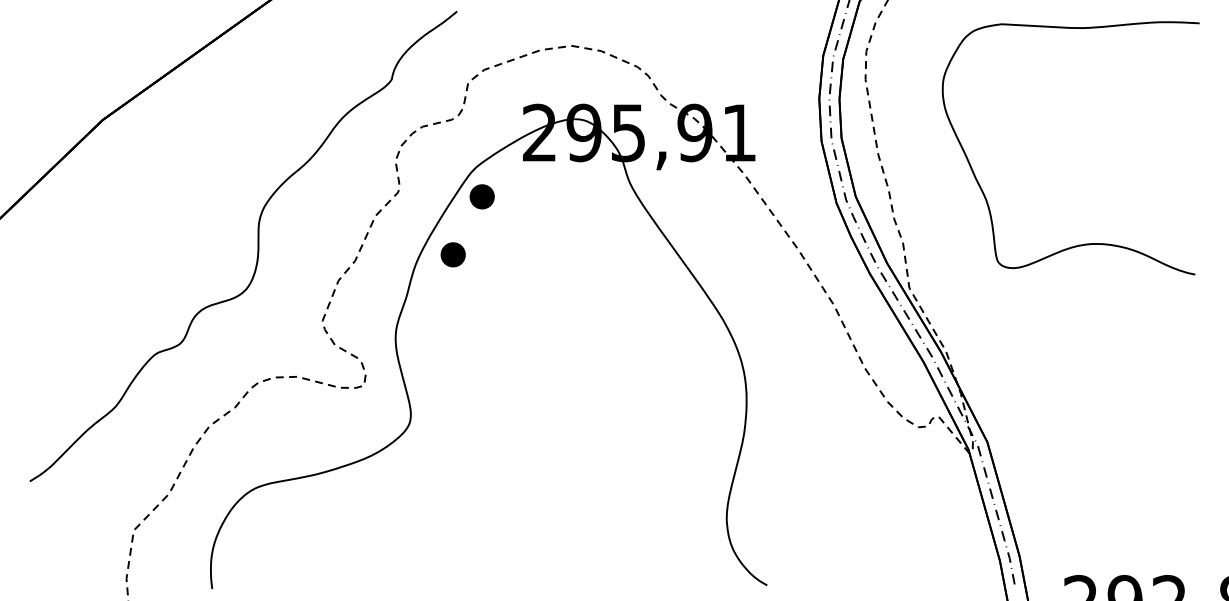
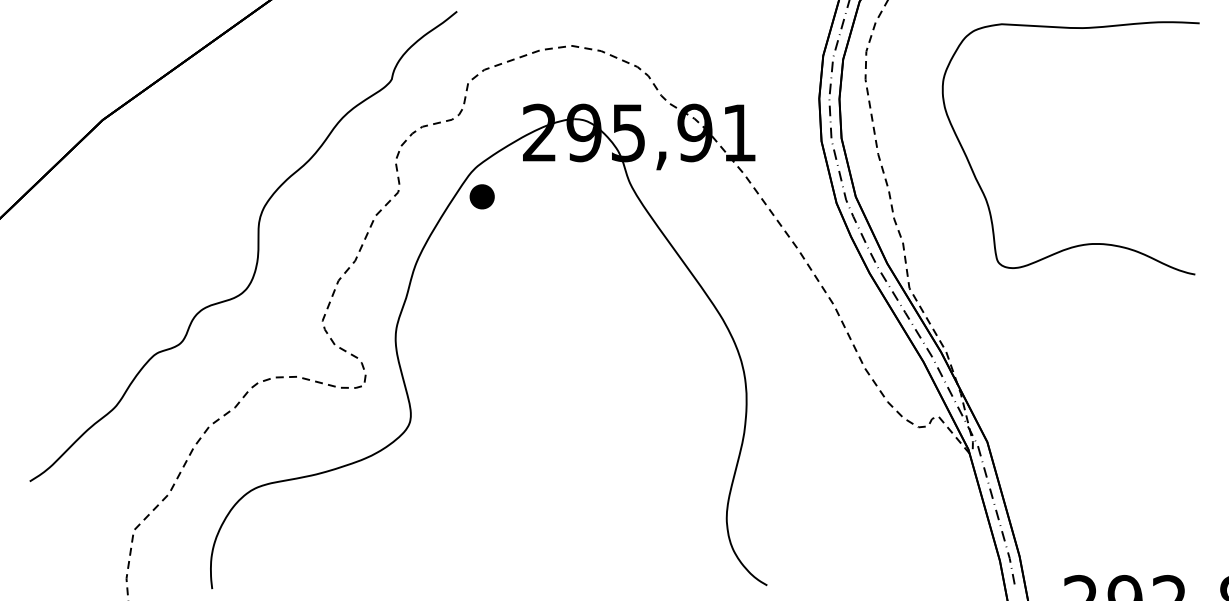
part: present -> none (452, 254)
